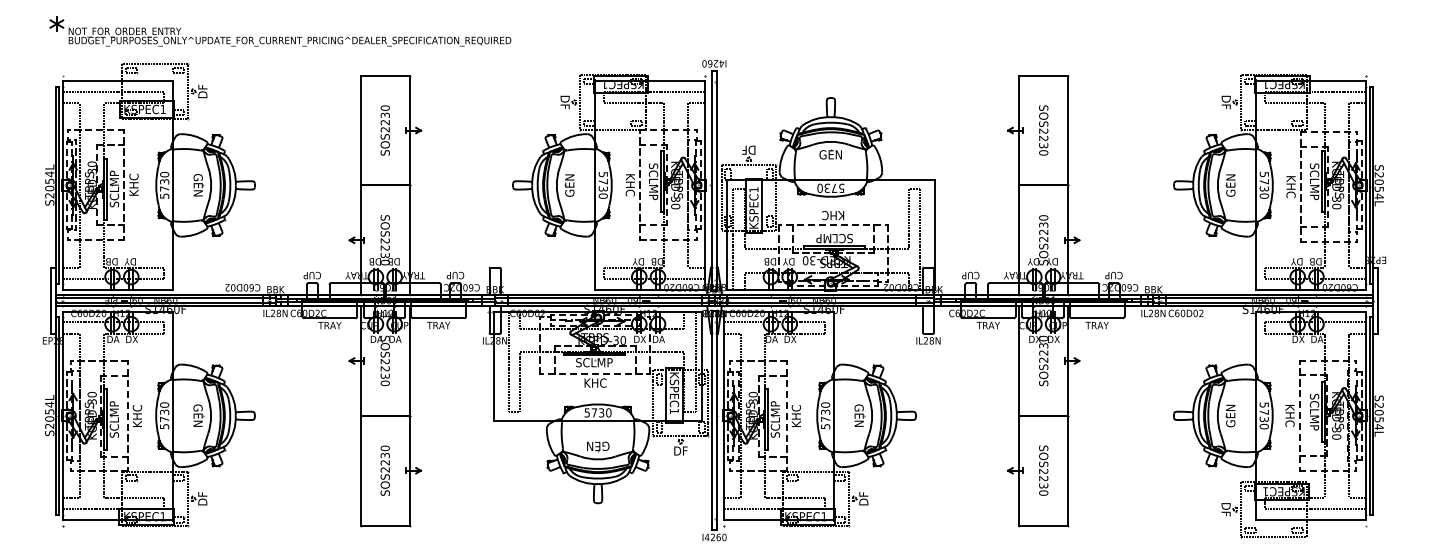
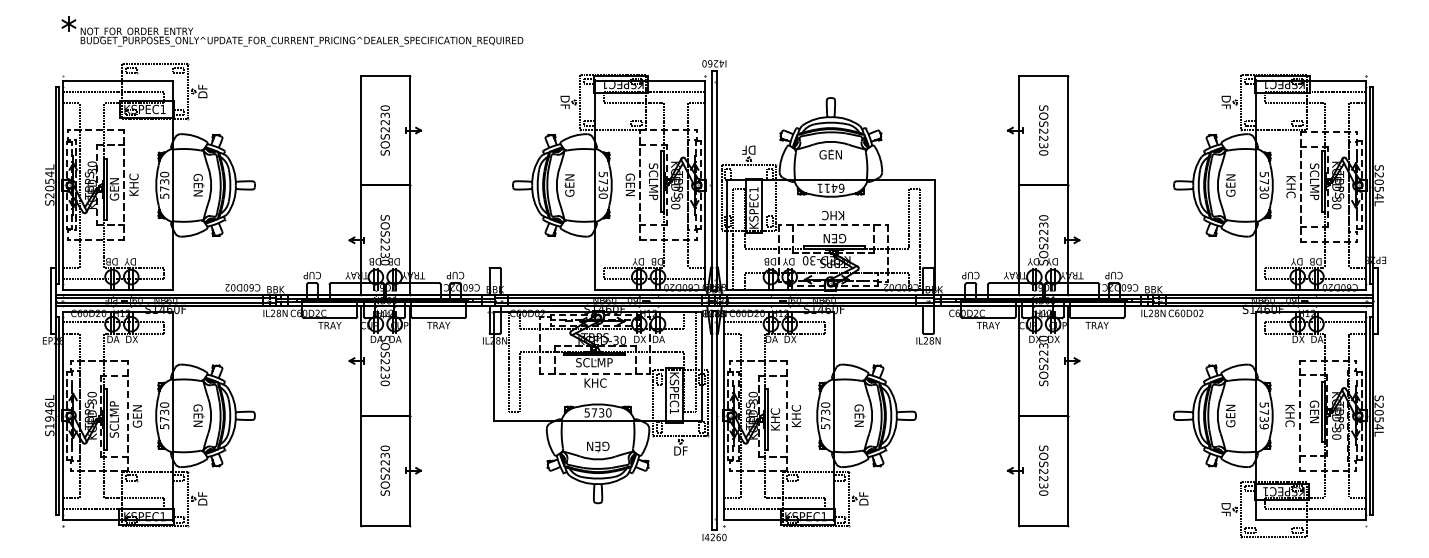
part position: (280, 31) -> (292, 31) (292, 31)
text: KHC -> GEN (630, 184)
text: 5730 -> 6411 (830, 187)
text: SCLMP -> GEN (114, 188)
text: SCLMP -> GEN (834, 238)
text: SCLMP -> GEN (1314, 412)
text: S2054L -> S1946L (49, 415)
text: KHC -> GEN (137, 416)
text: SCLMP -> KHC (775, 419)
text: 5730 -> 5739 (1263, 426)
